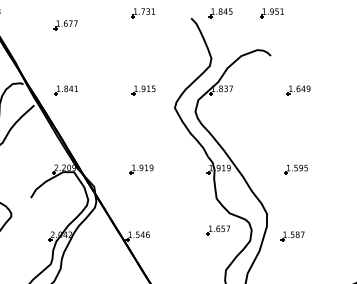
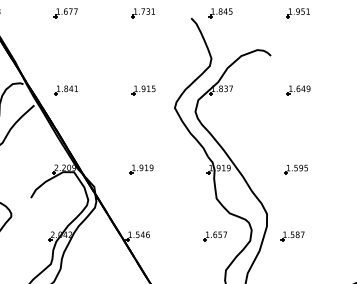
part position: (271, 13) -> (297, 13) (297, 13)
part position: (65, 25) -> (65, 13) (65, 13)
part position: (217, 230) -> (214, 236) (214, 236)
